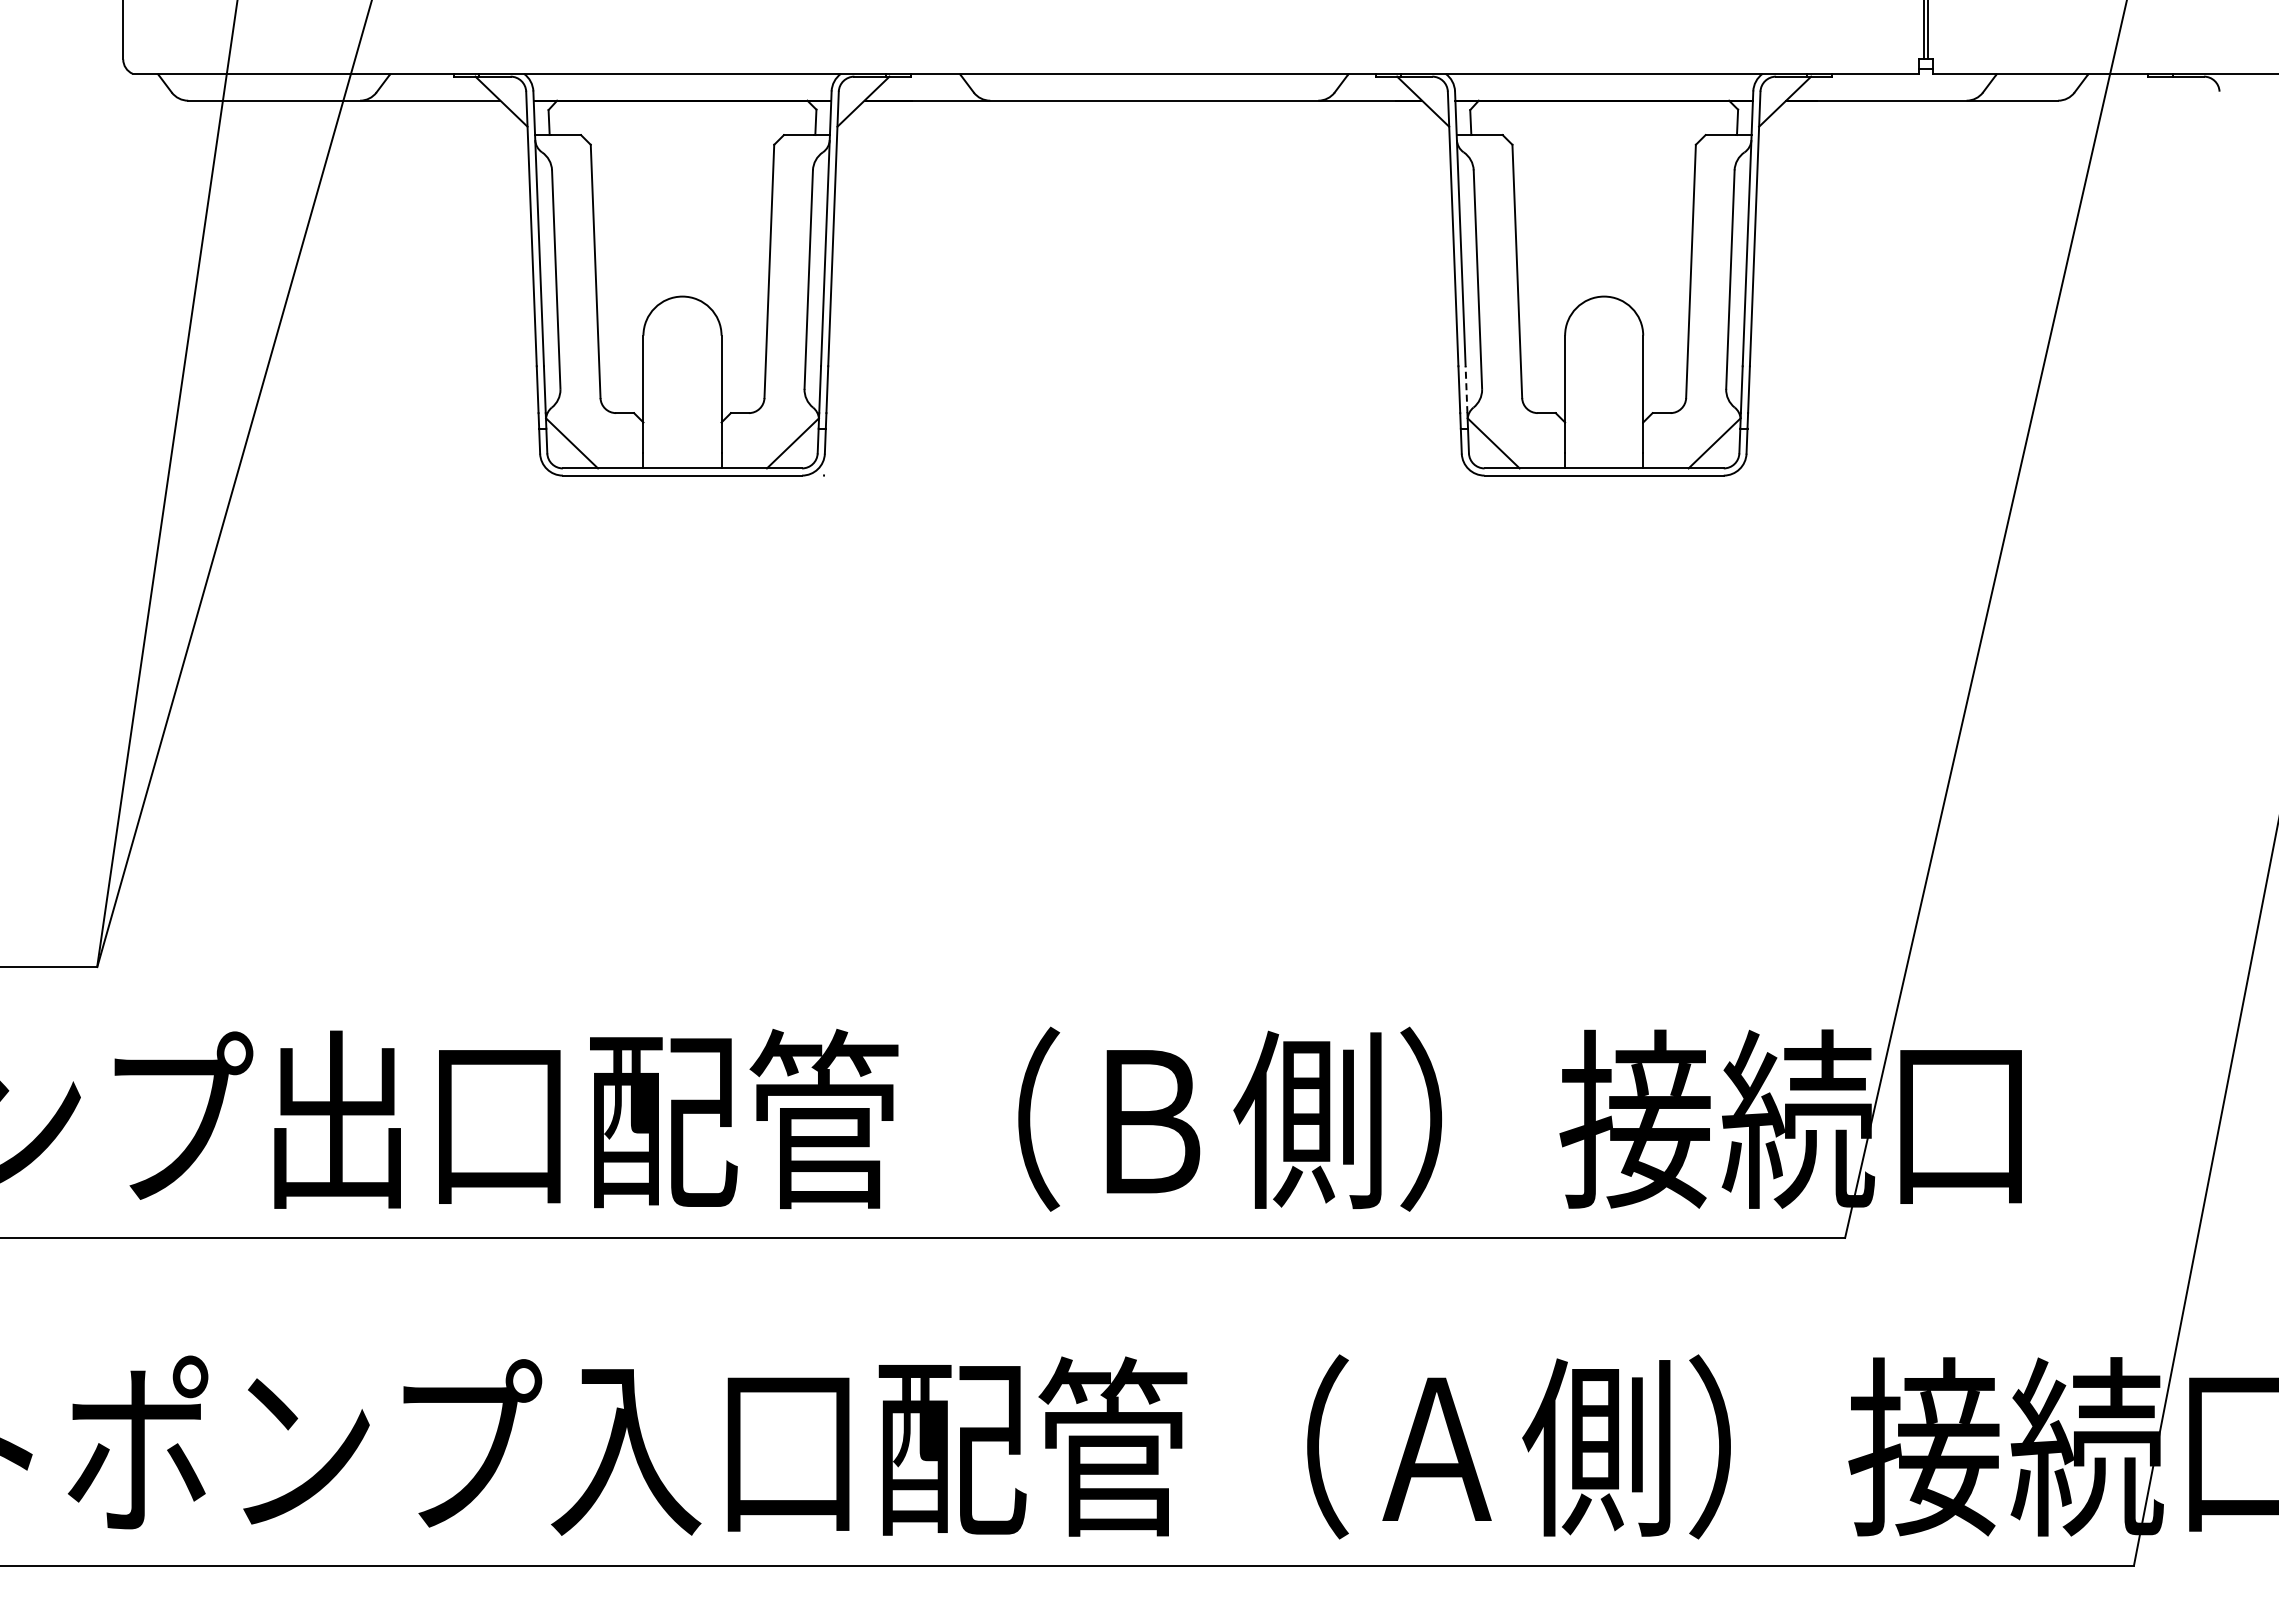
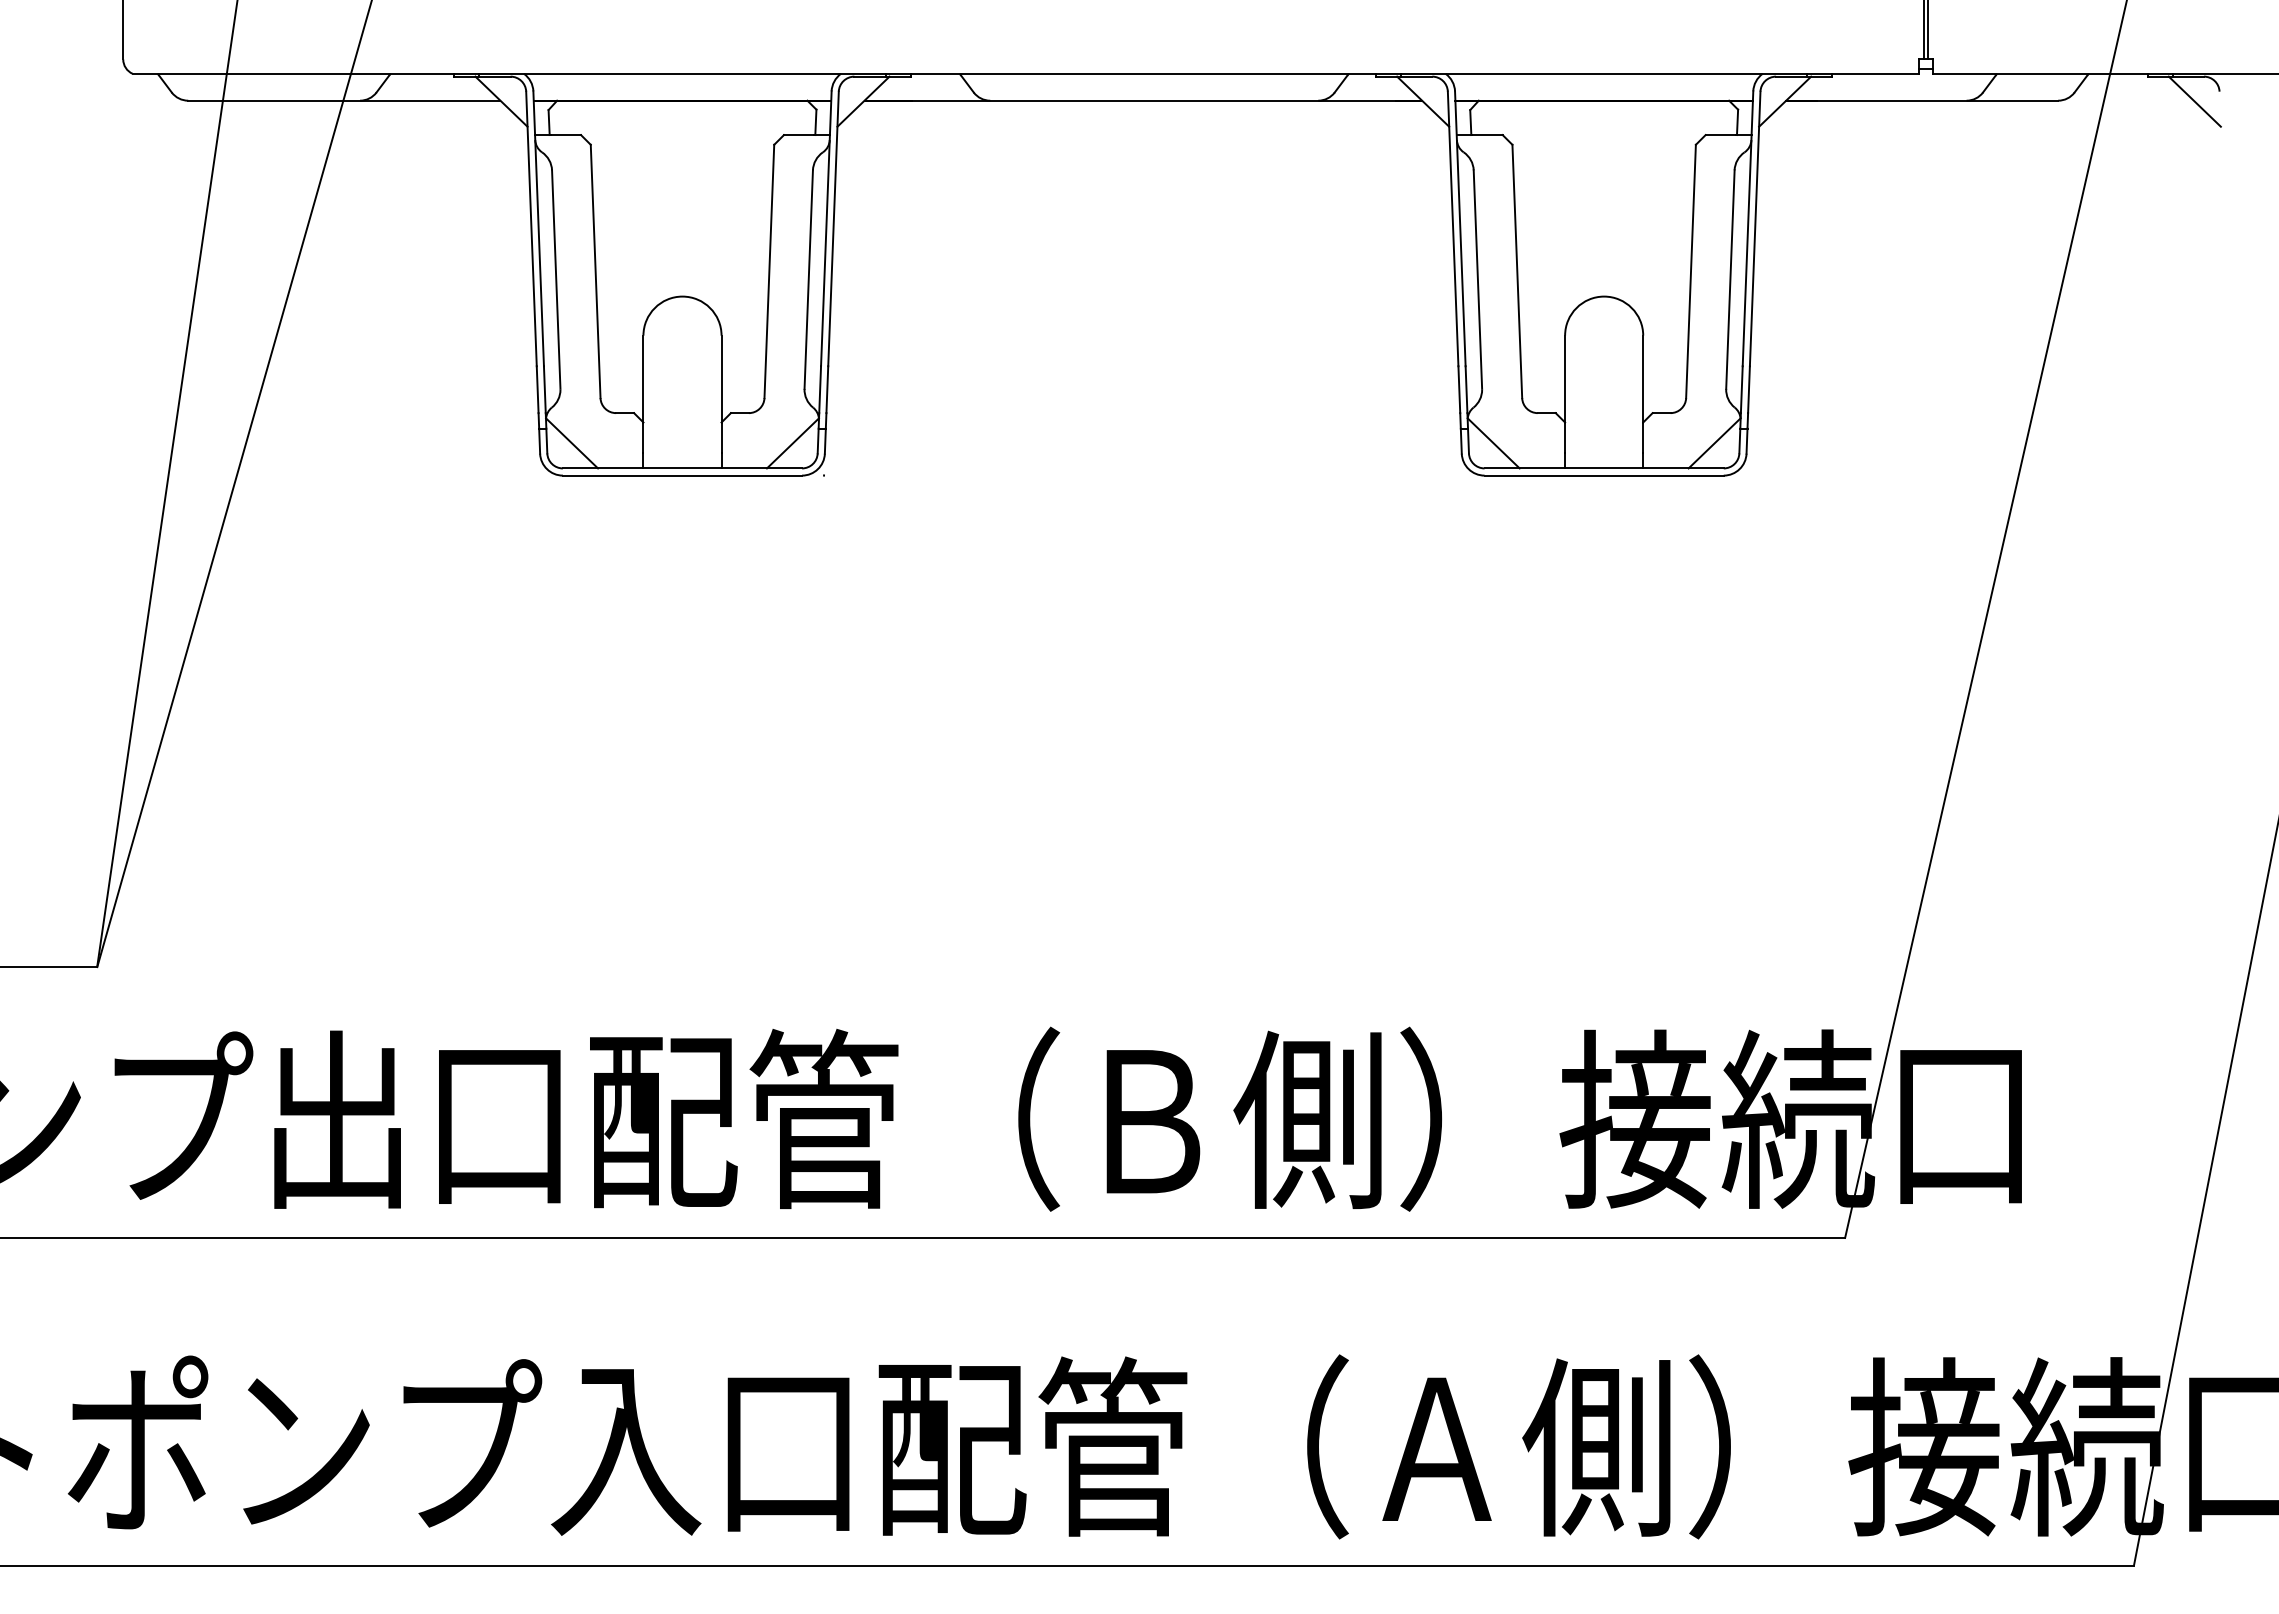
line: none -> present (2194, 101)
line: dashed -> solid (1466, 389)
